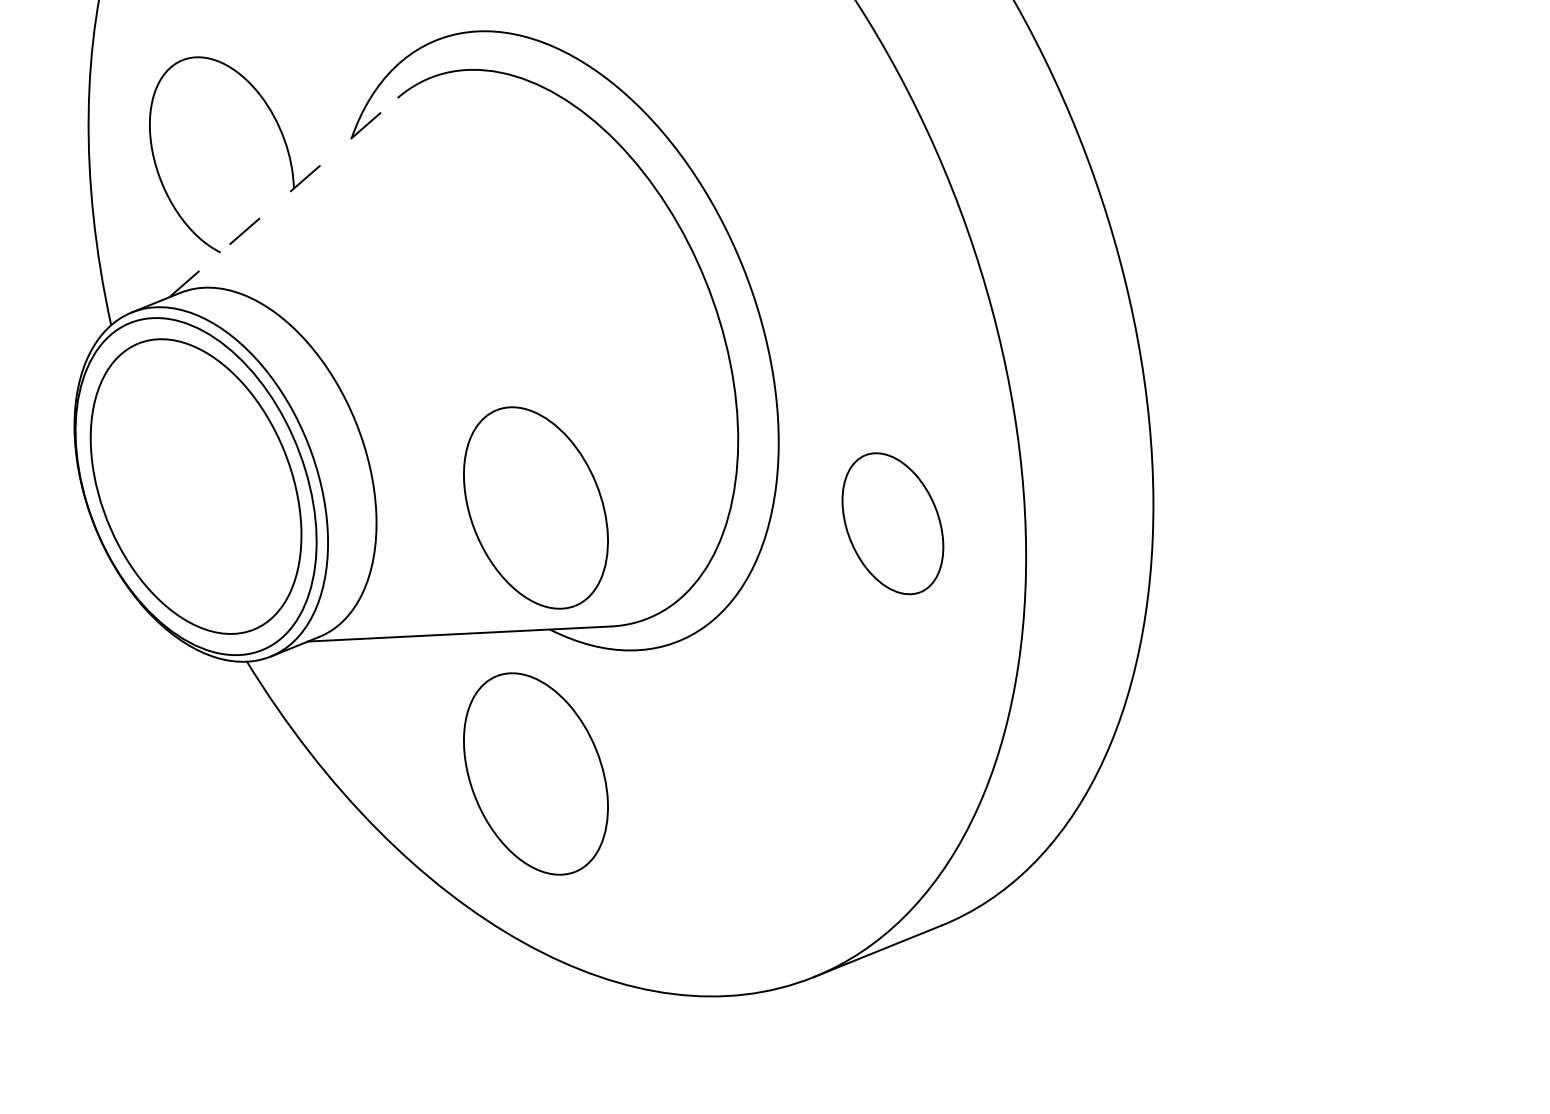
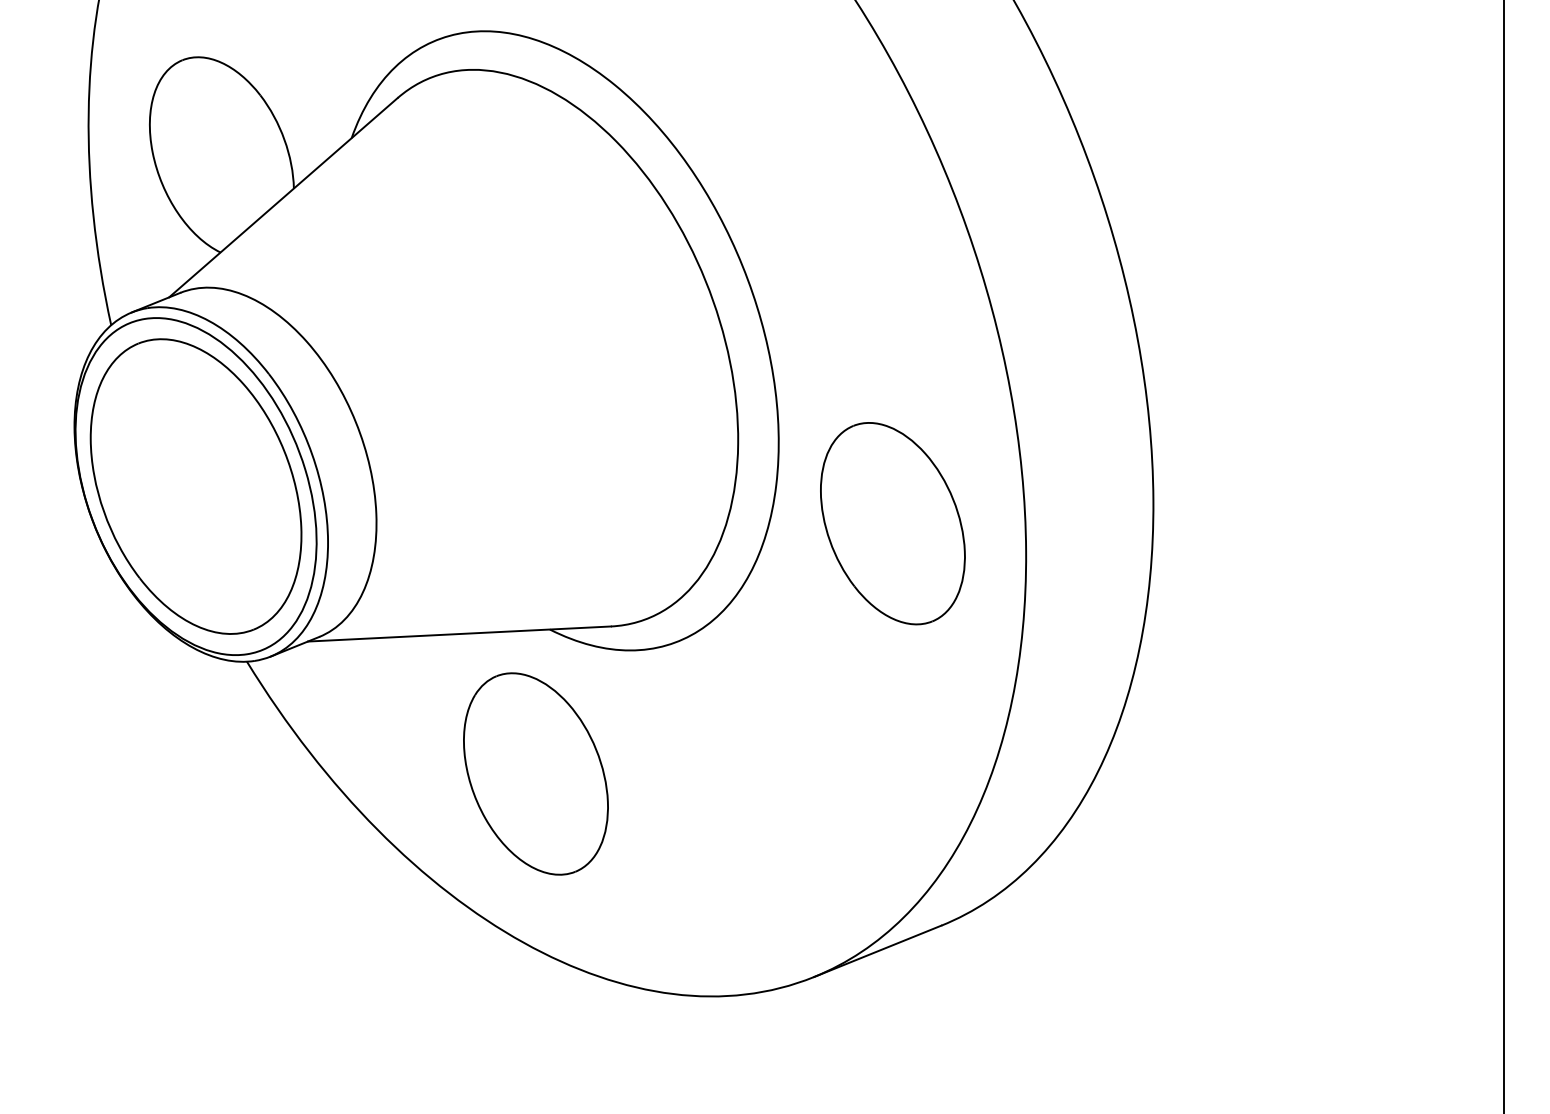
line: dashed -> solid (283, 197)
part: present -> none (535, 507)
part size: 104x144 px -> 146x204 px (892, 523)
line: none -> present (1503, 556)
